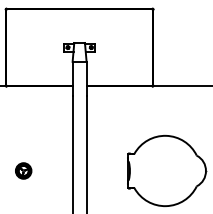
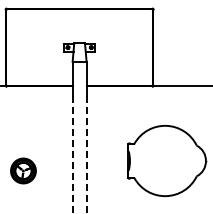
line: solid -> dashed (72, 154)
line: solid -> dashed (86, 154)
part size: 18x18 px -> 27x28 px (23, 170)
part position: (167, 170) -> (167, 160) (167, 160)
